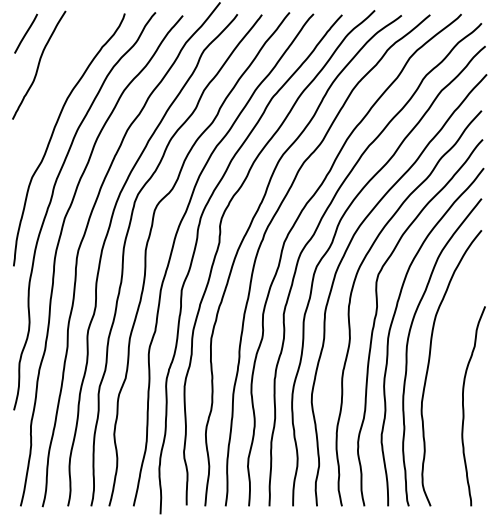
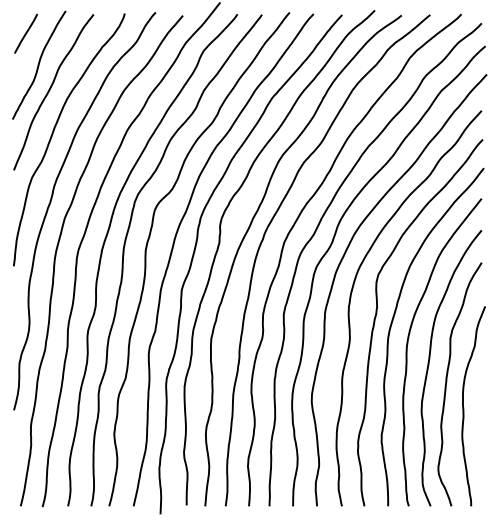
curve: none -> present (50, 90)
curve: none -> present (447, 382)
